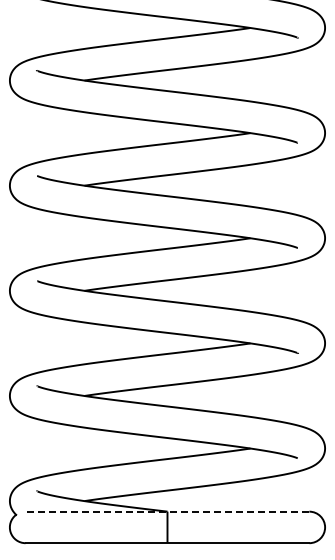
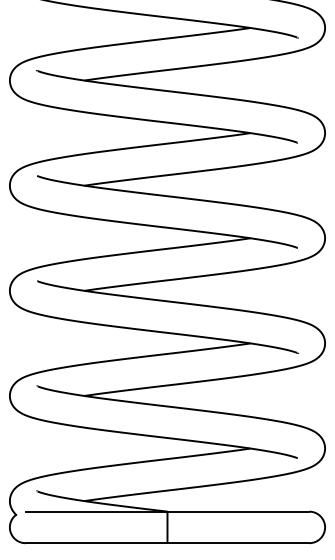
line: dashed -> solid (167, 511)
